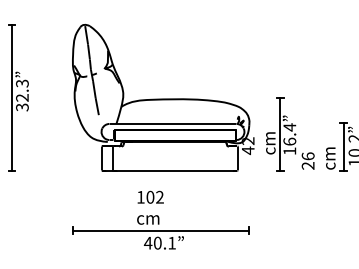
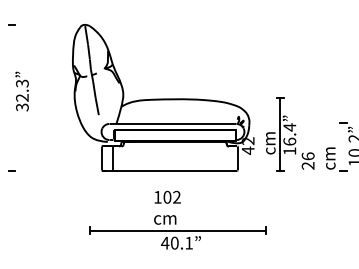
line: present -> none (11, 97)
line: present -> none (343, 146)
part position: (160, 219) -> (177, 219) (177, 219)
